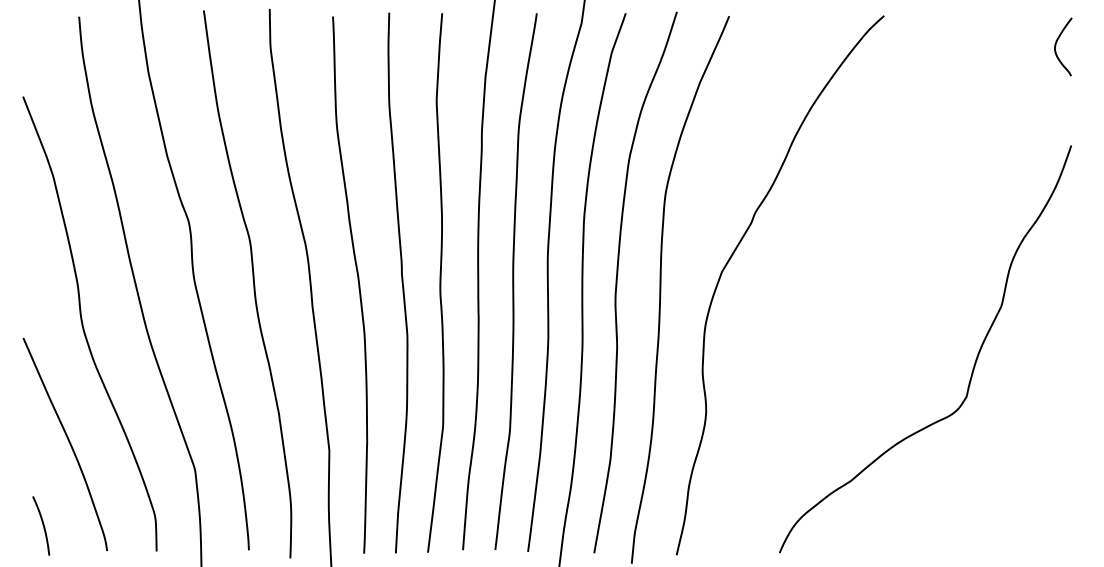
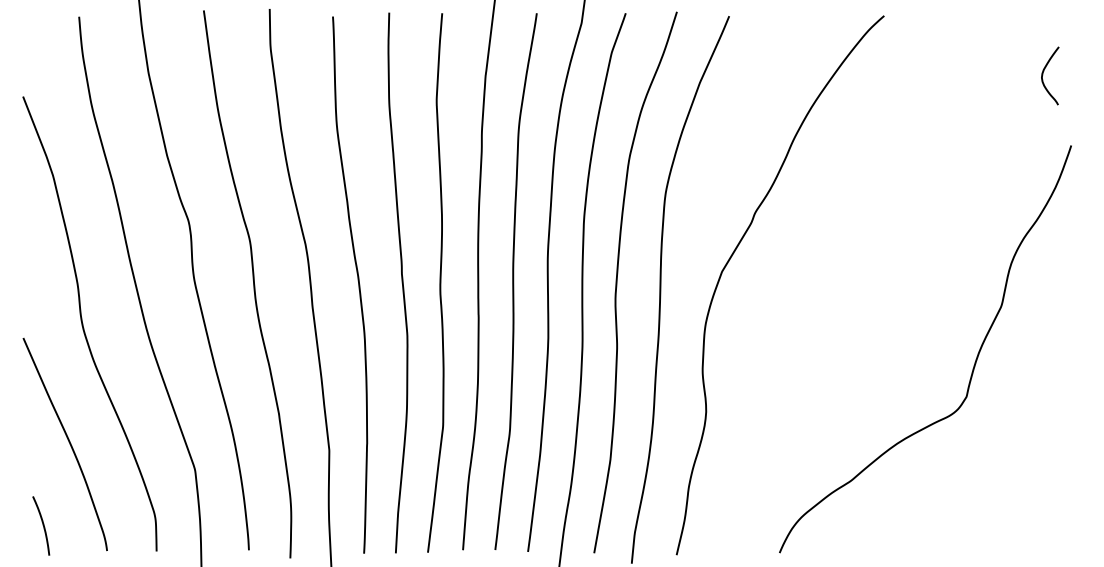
curve position: (1056, 46) -> (1043, 75) (1043, 75)
